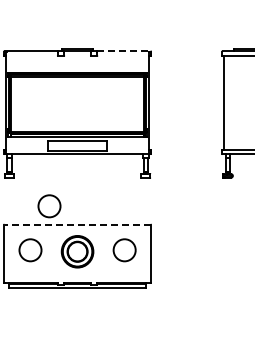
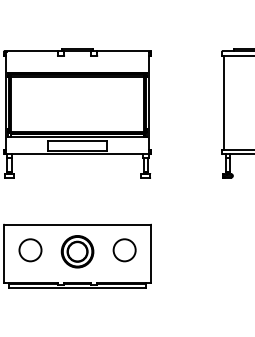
line: dashed -> solid (124, 51)
circle: present -> none (49, 206)
line: dashed -> solid (77, 224)
